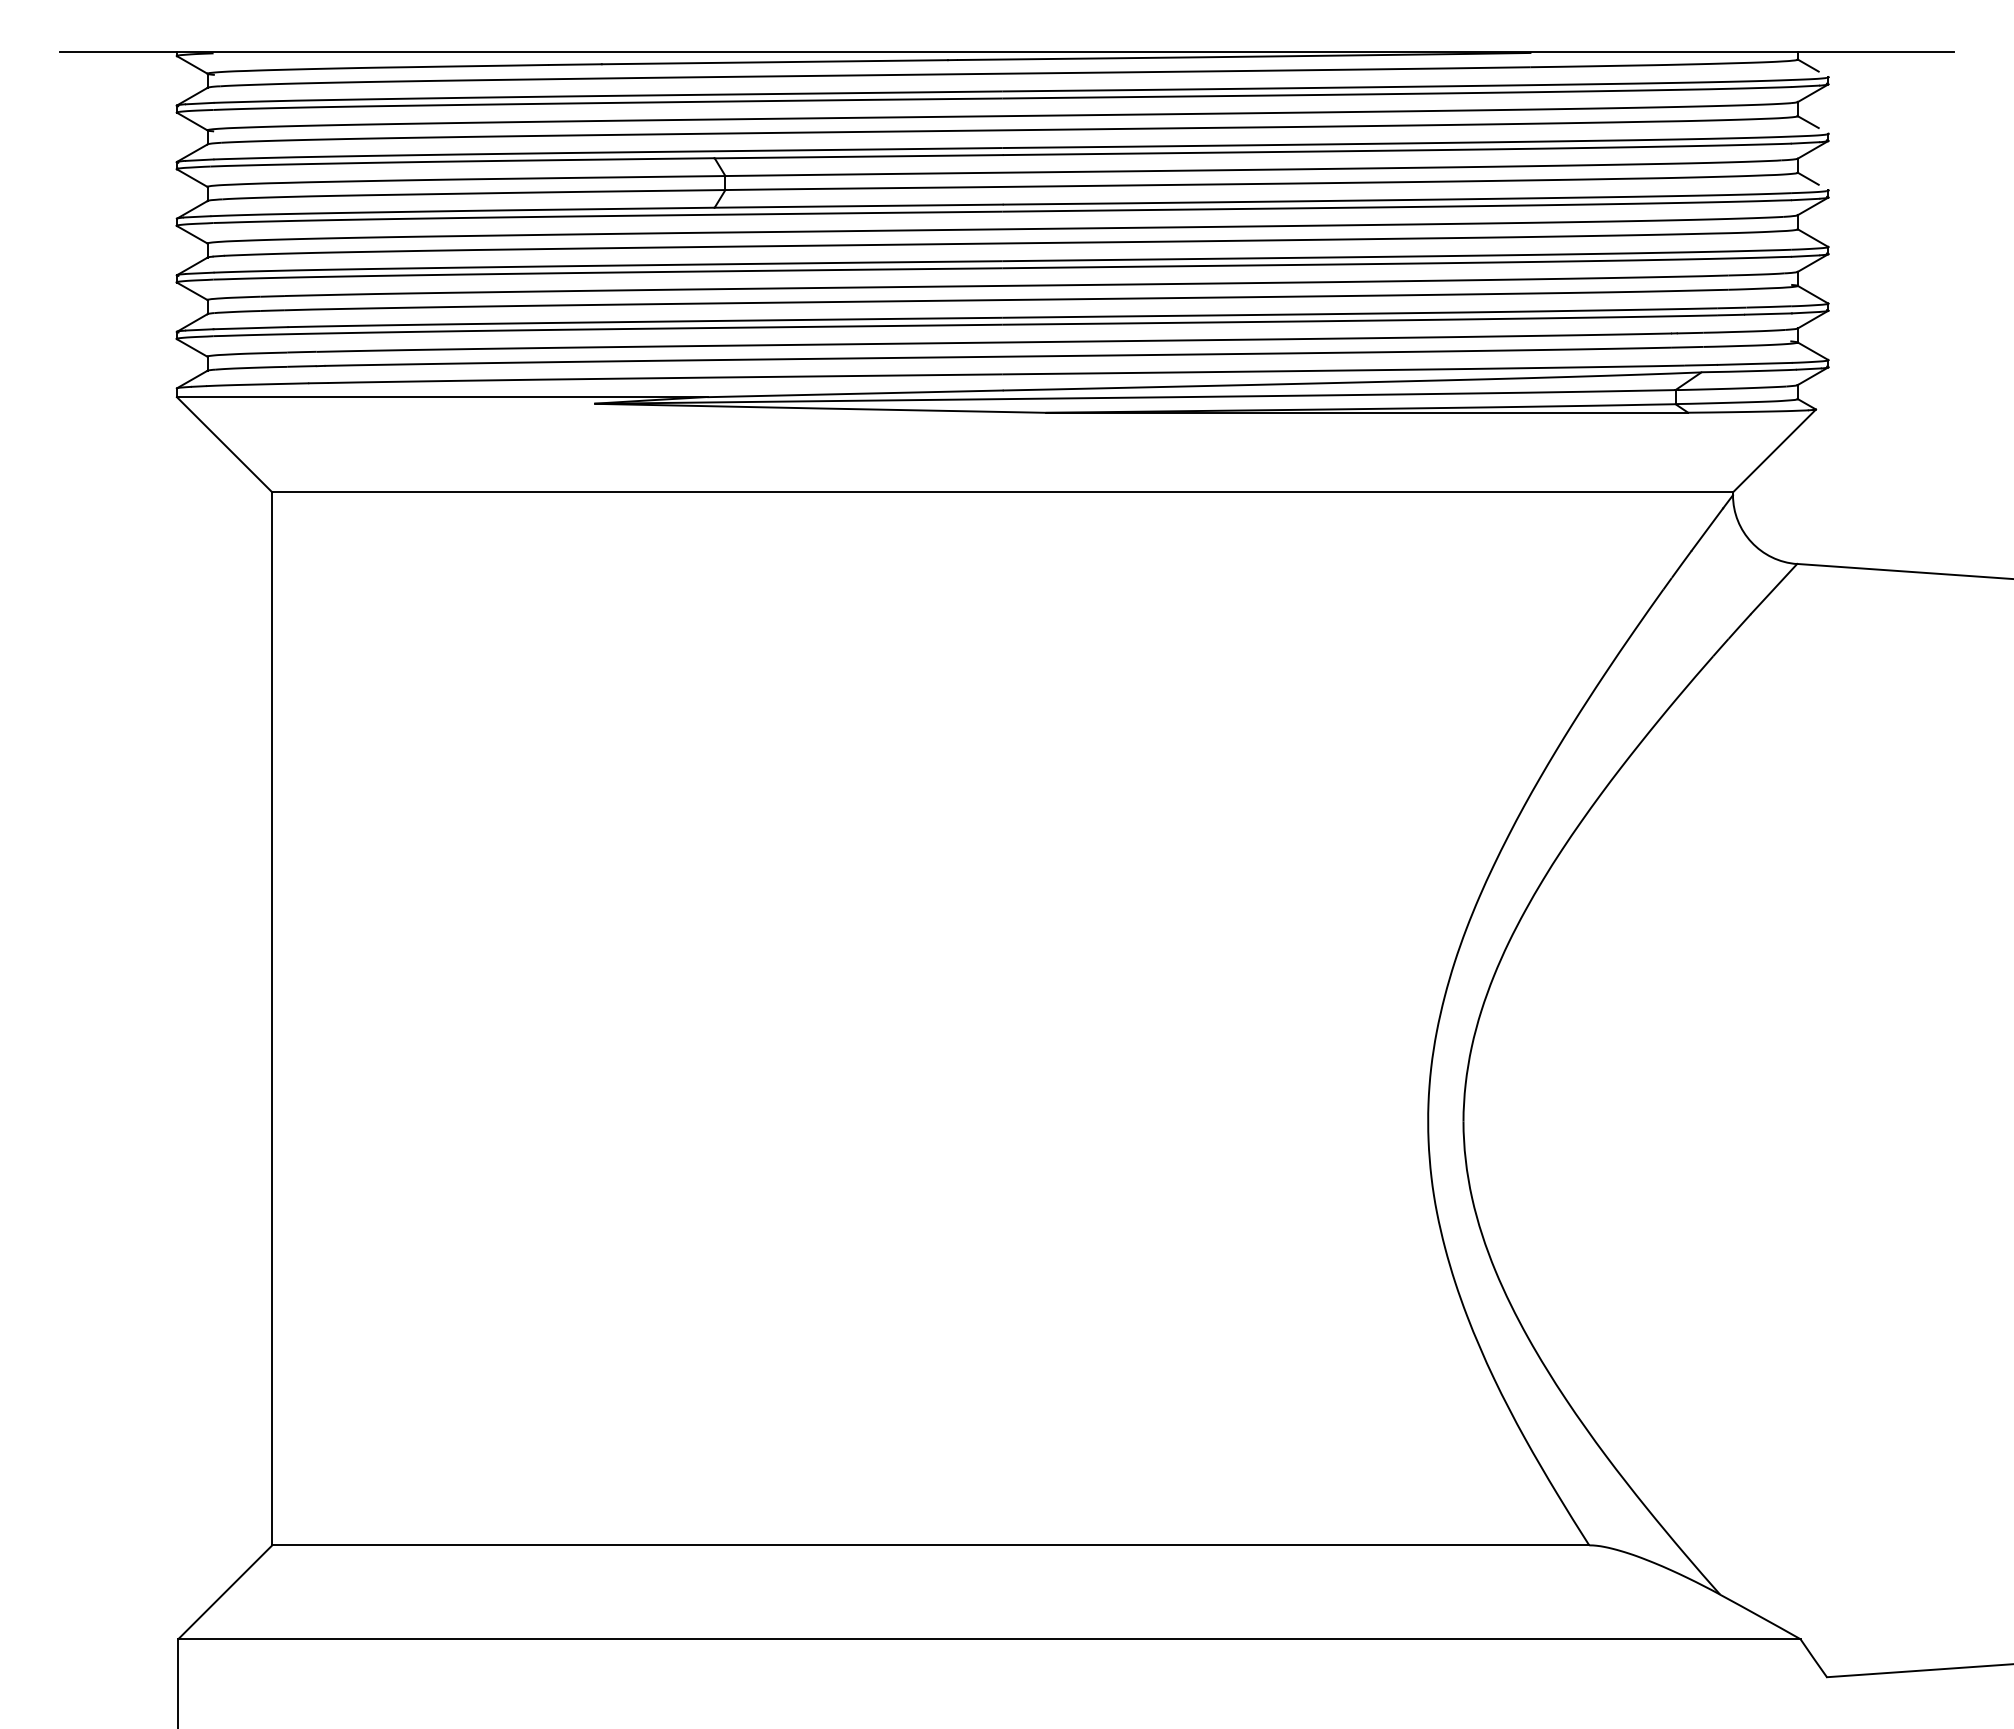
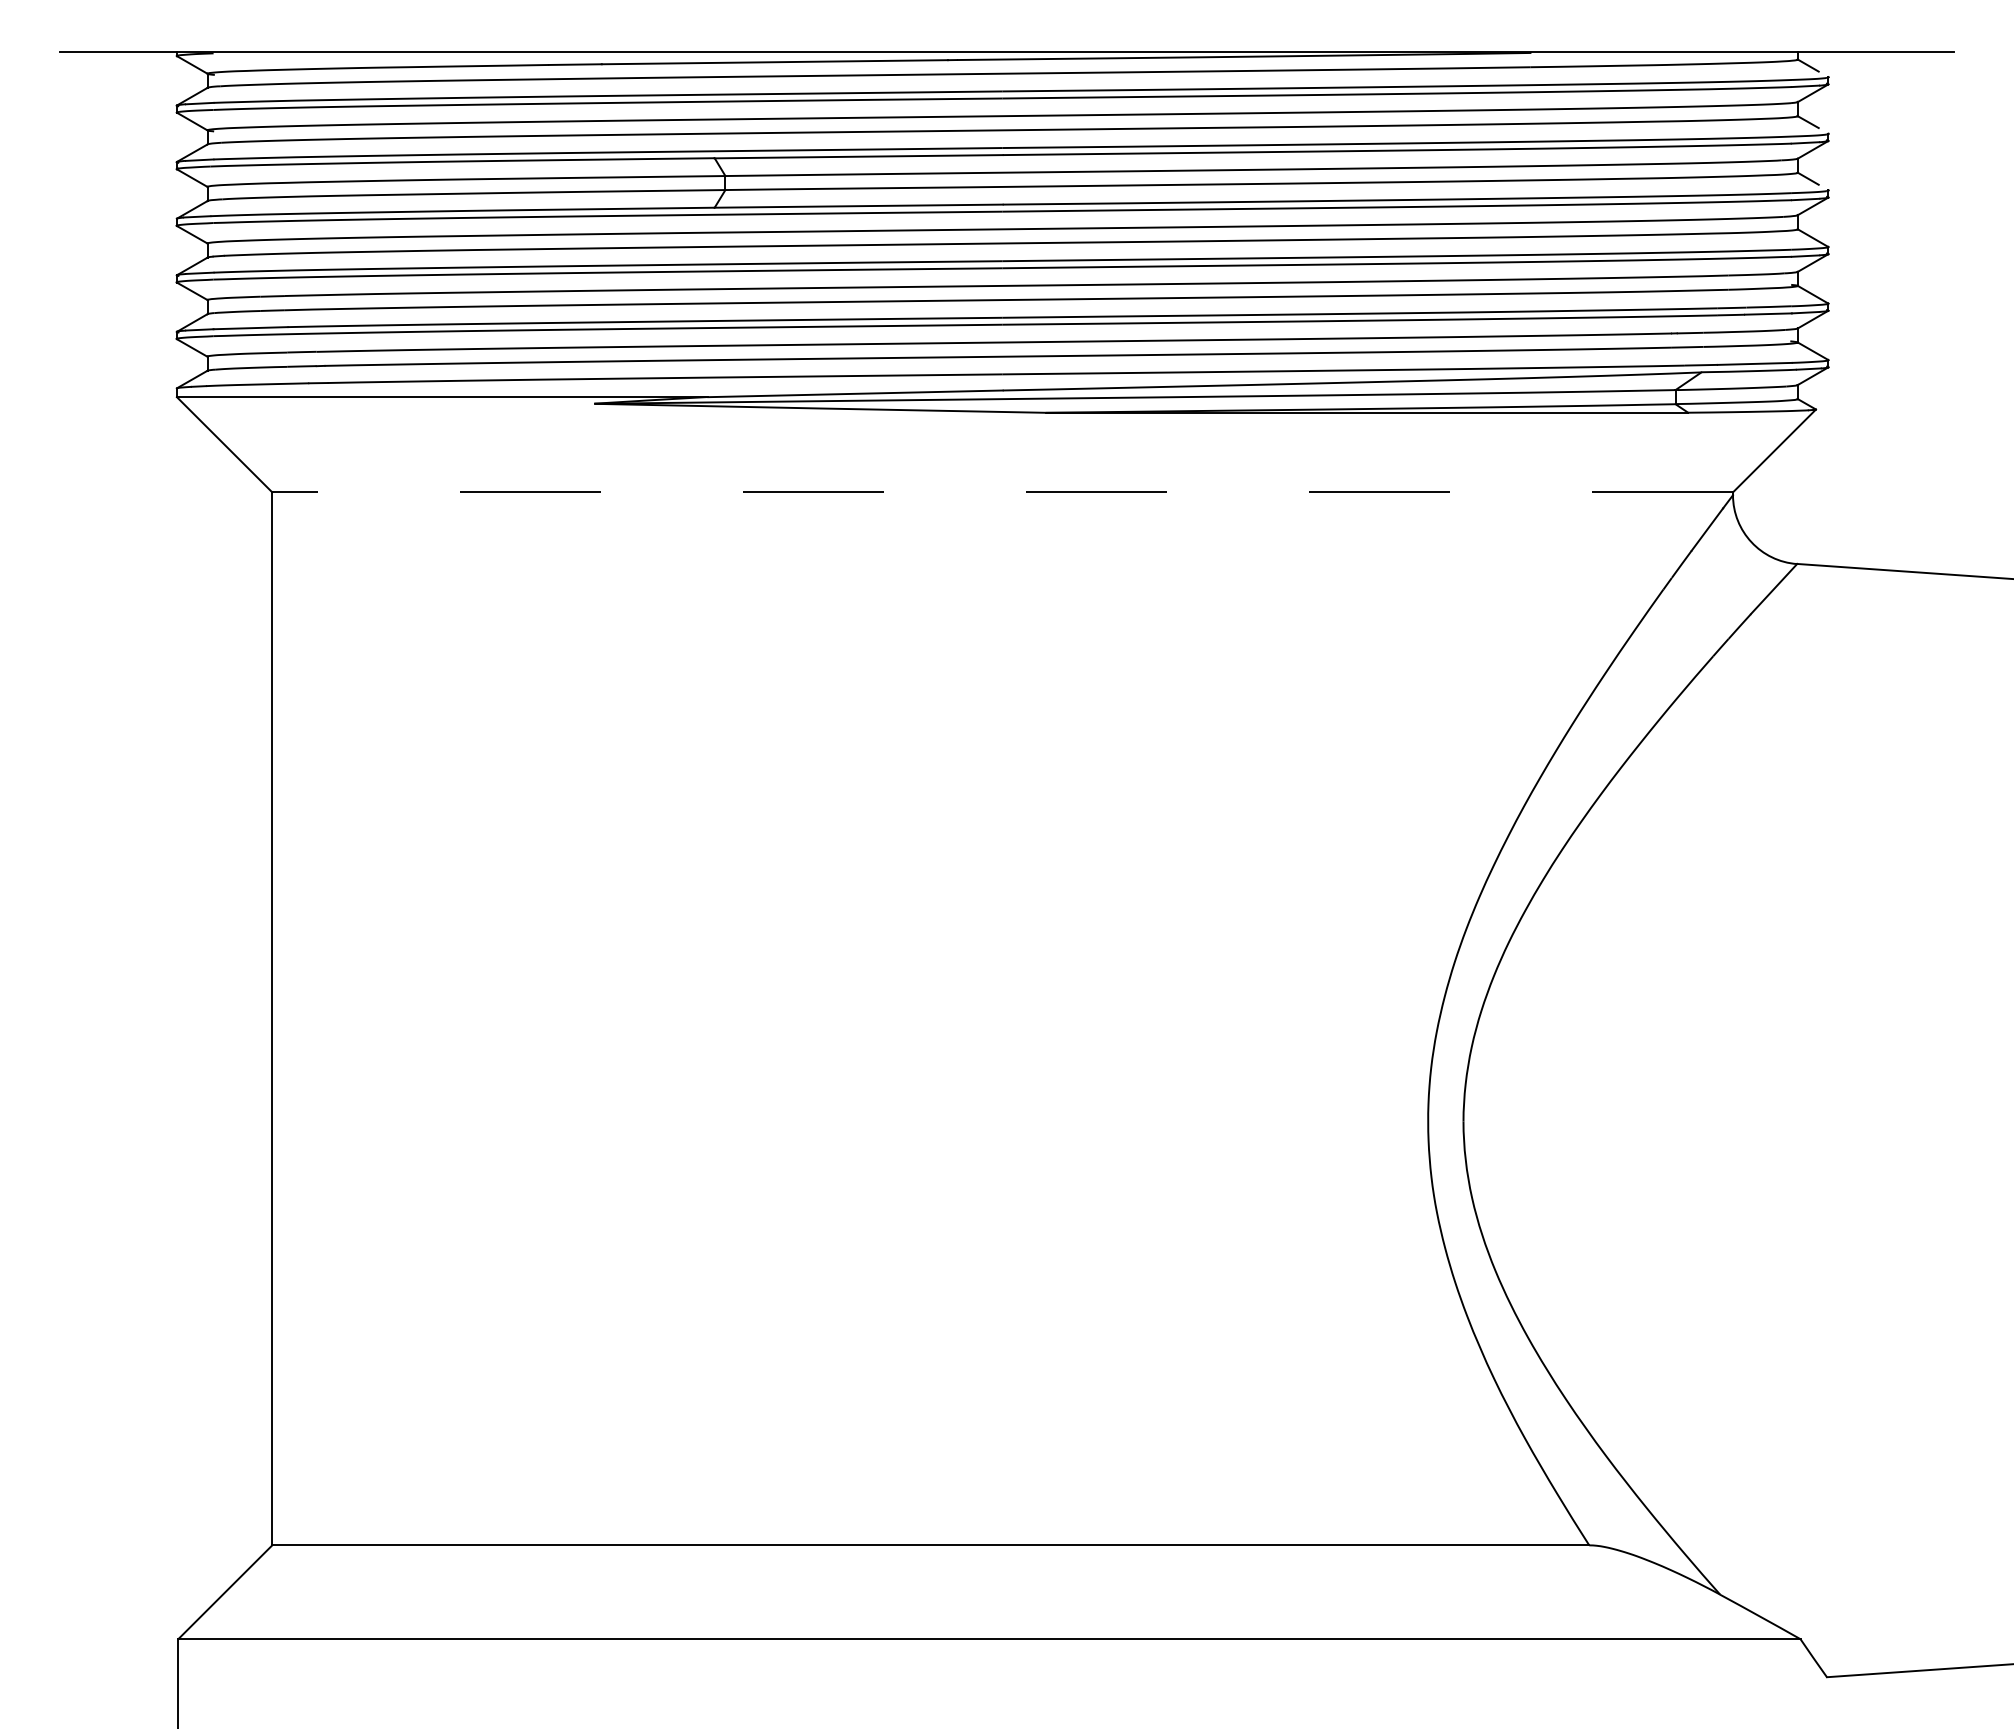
line: solid -> dashed (1002, 492)
